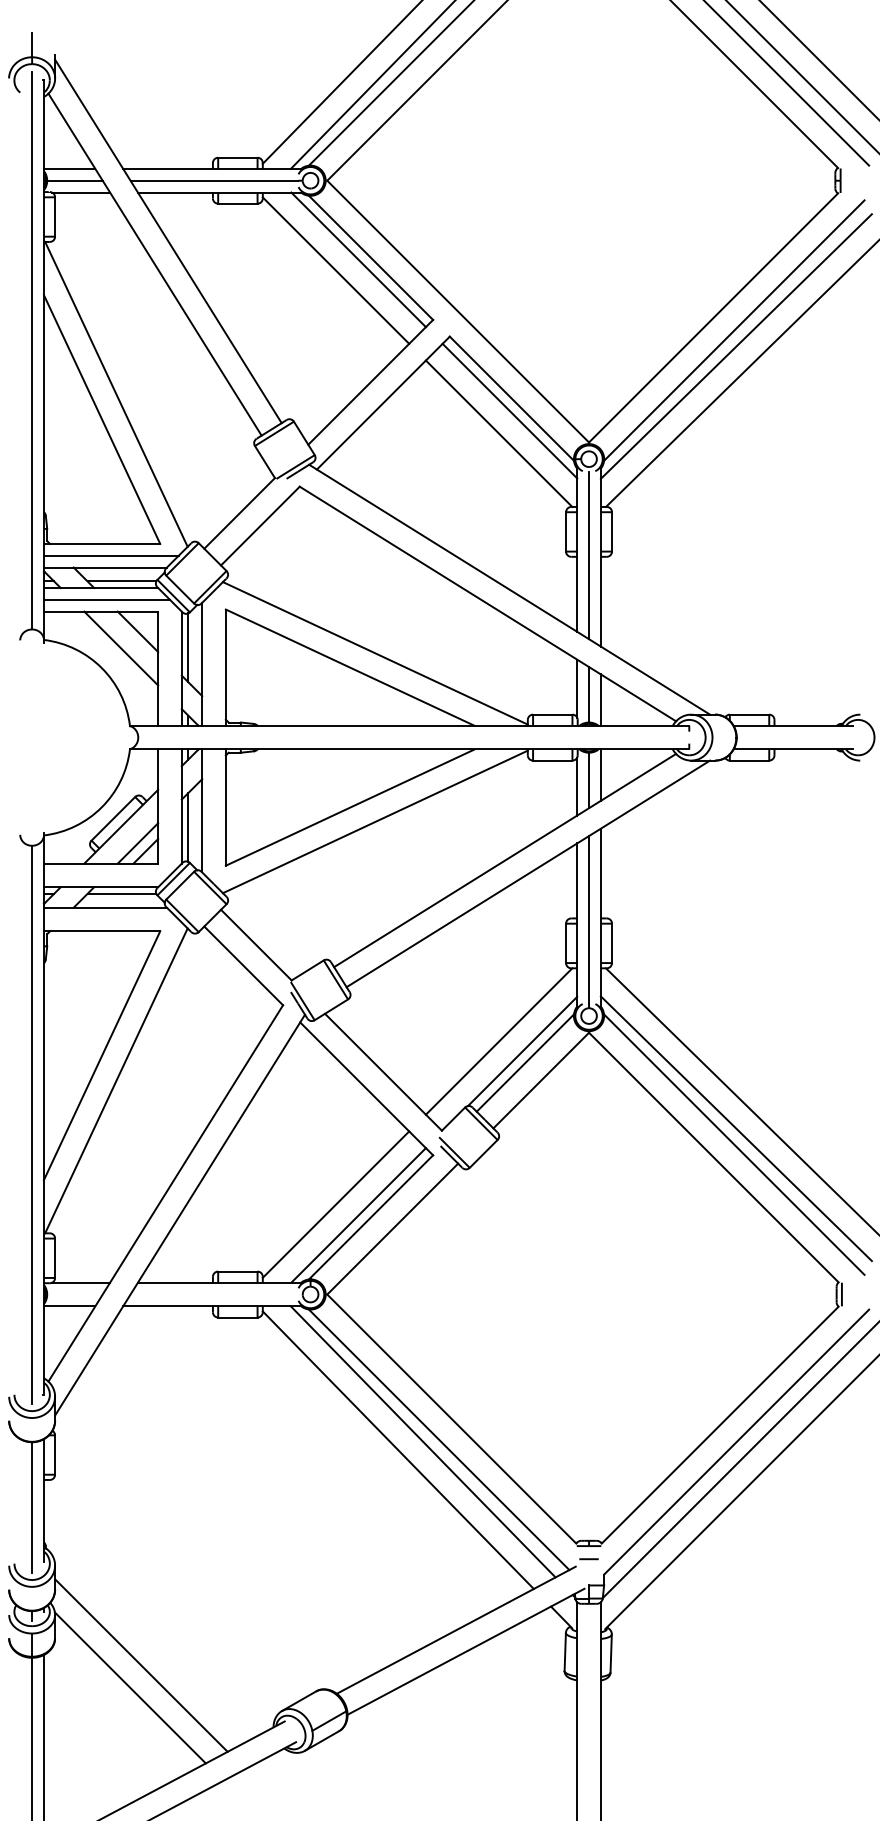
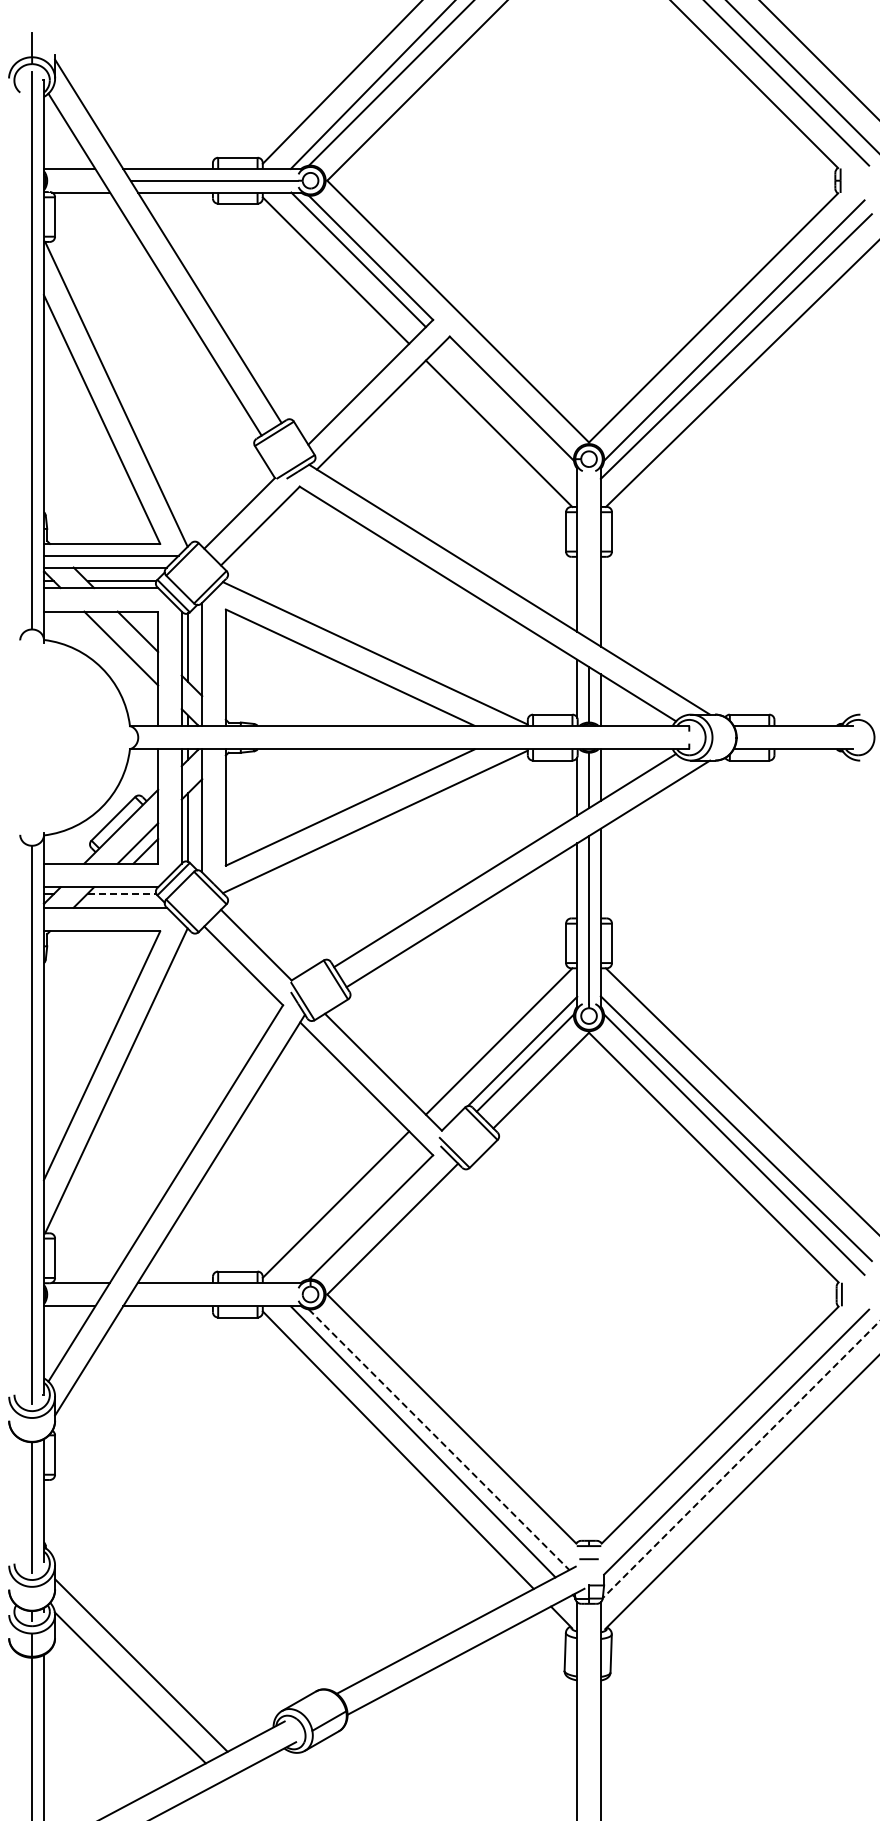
line: present -> none (74, 180)
line: present -> none (509, 410)
line: present -> none (589, 555)
line: present -> none (106, 599)
line: solid -> dashed (122, 893)
line: present -> none (358, 1215)
line: solid -> dashed (439, 1440)
line: solid -> dashed (741, 1459)
